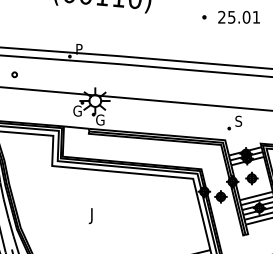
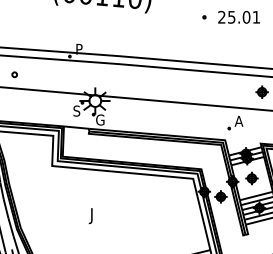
part: none -> present (261, 91)
text: G -> S (77, 110)
text: S -> A (238, 120)
